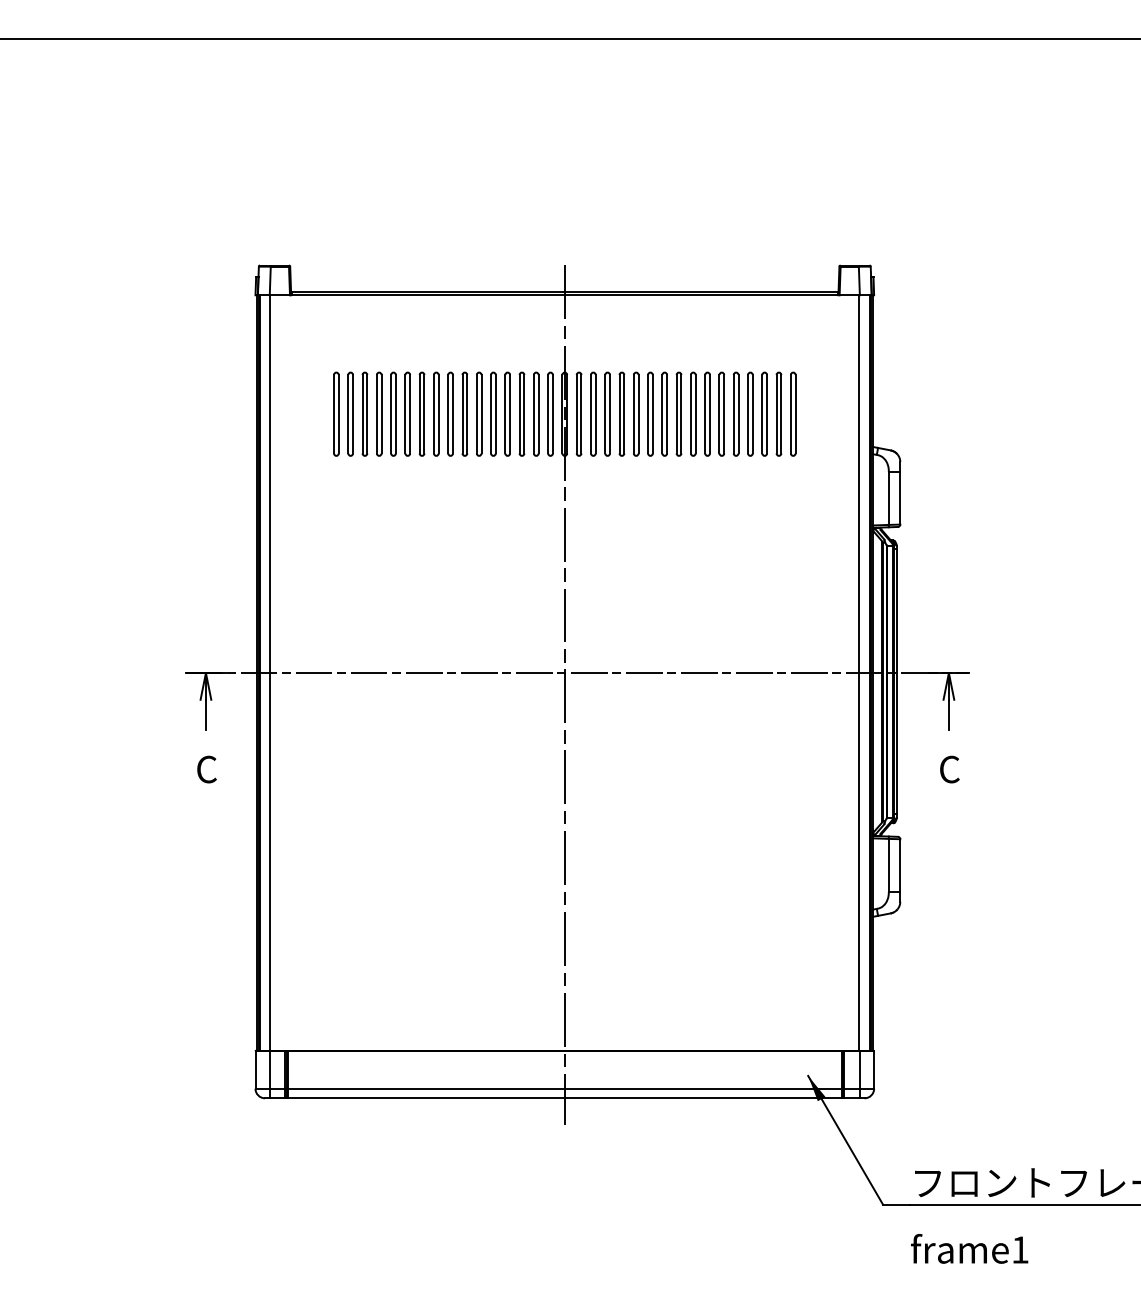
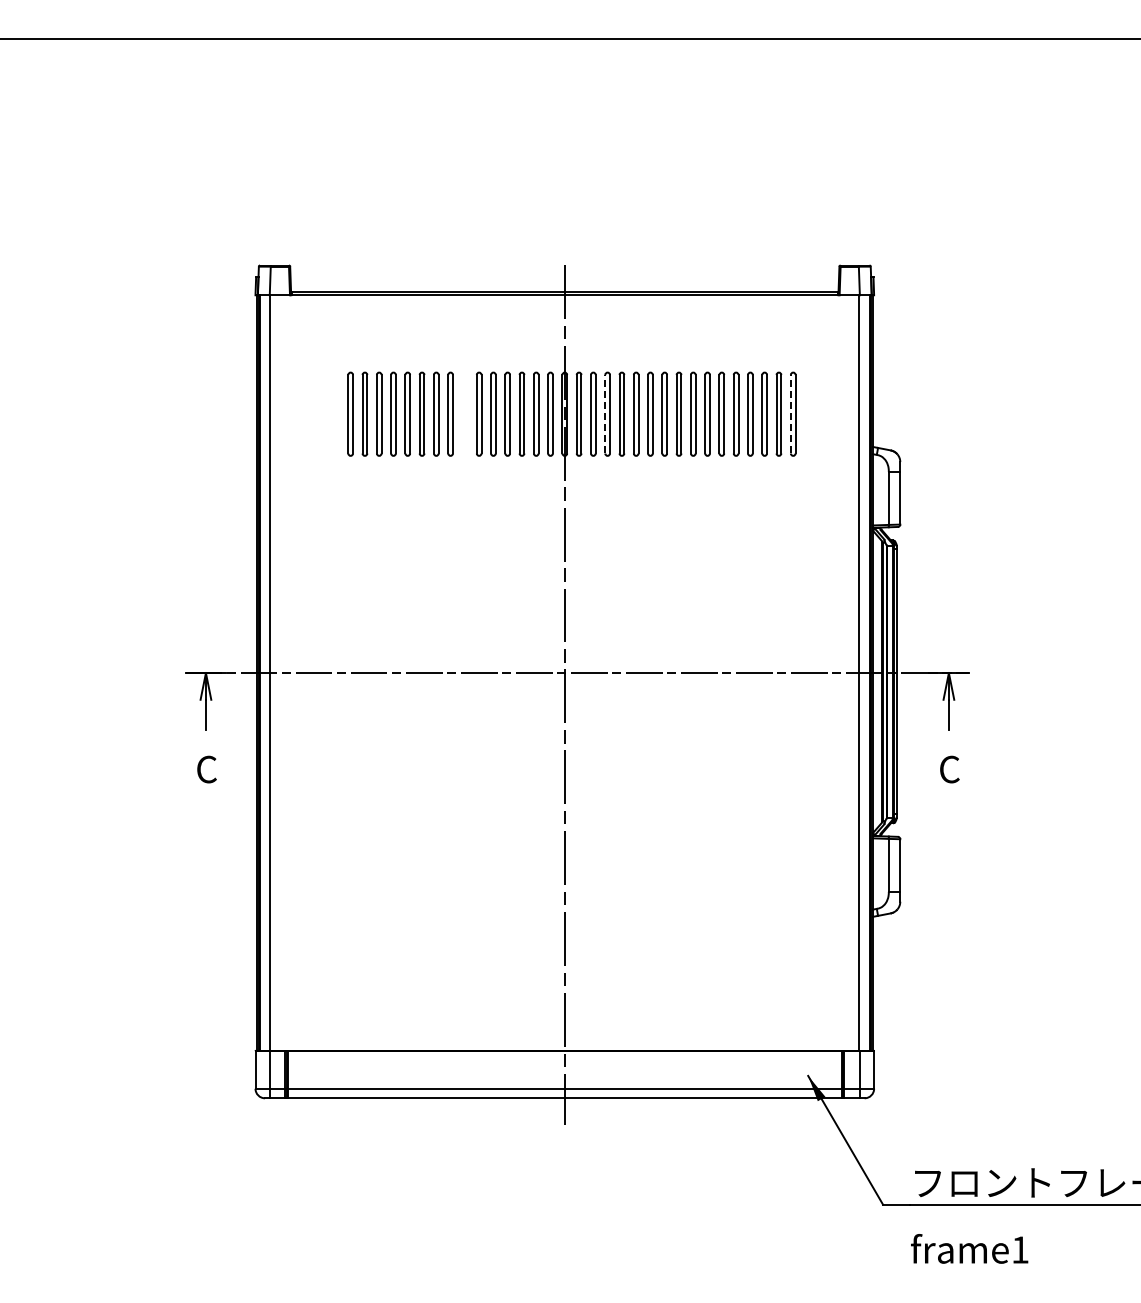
part: present -> none (336, 413)
part: present -> none (464, 413)
line: solid -> dashed (605, 413)
line: solid -> dashed (790, 413)
